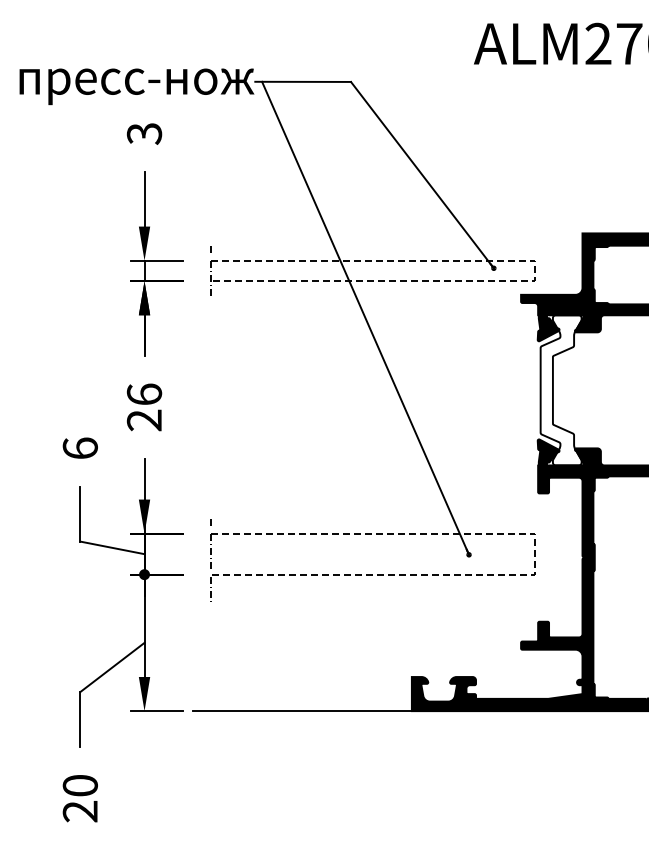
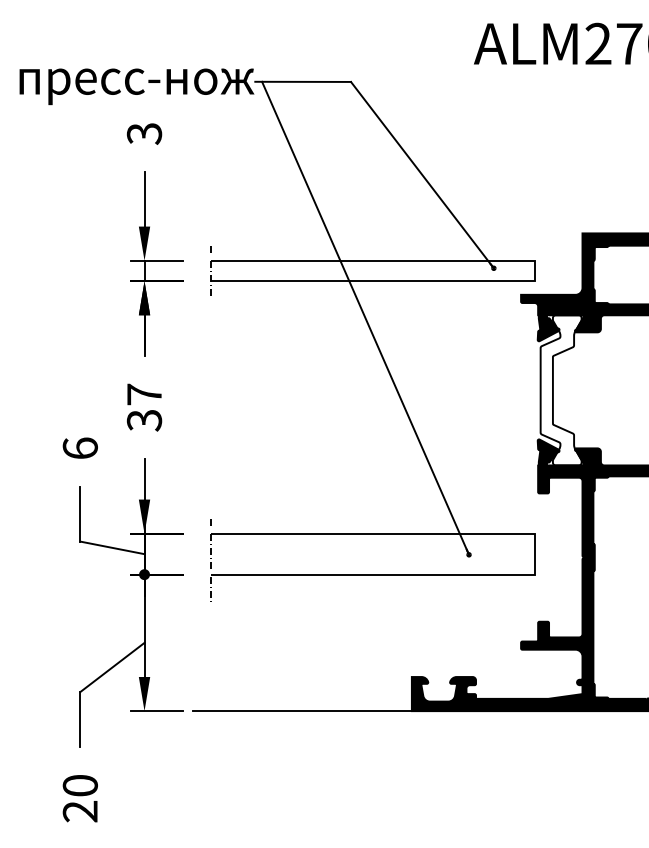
line: dashed -> solid (535, 271)
text: 26 -> 37 (144, 407)
line: dashed -> solid (535, 554)
